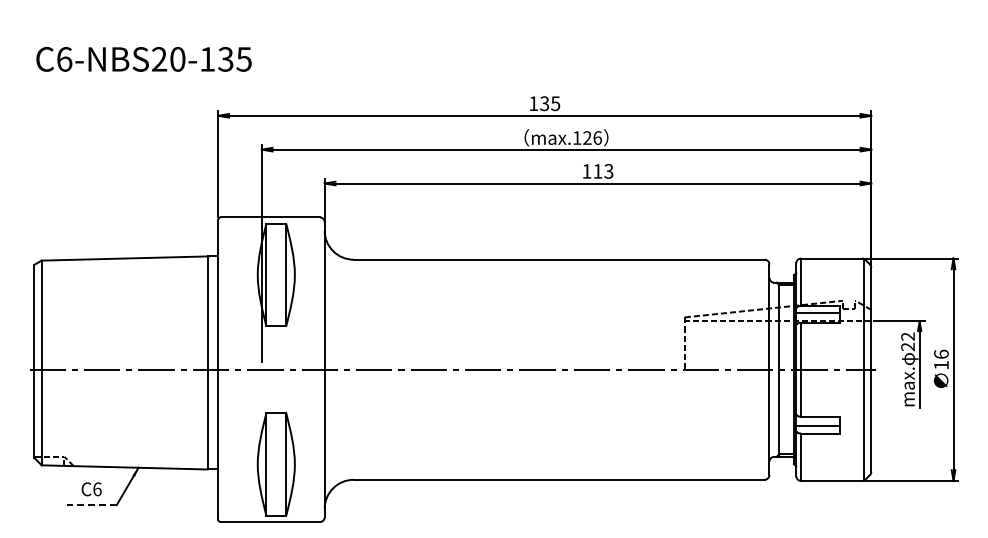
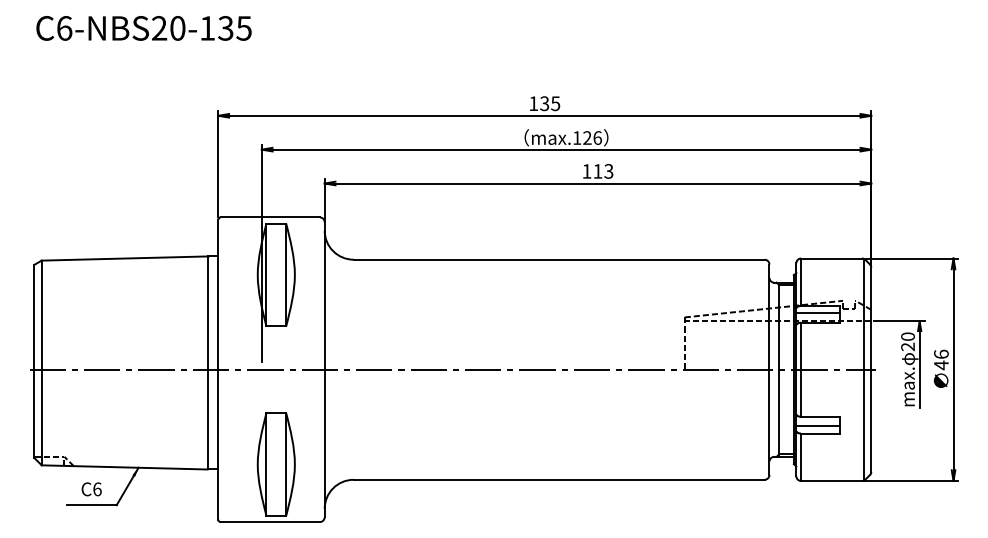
text position: (143, 59) -> (143, 28) (143, 28)
text: 22 -> 20 (907, 336)
text: 16 -> 46 (941, 365)
line: dashed -> solid (91, 505)
